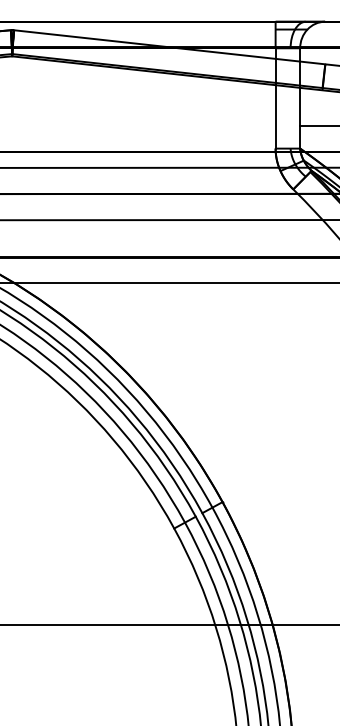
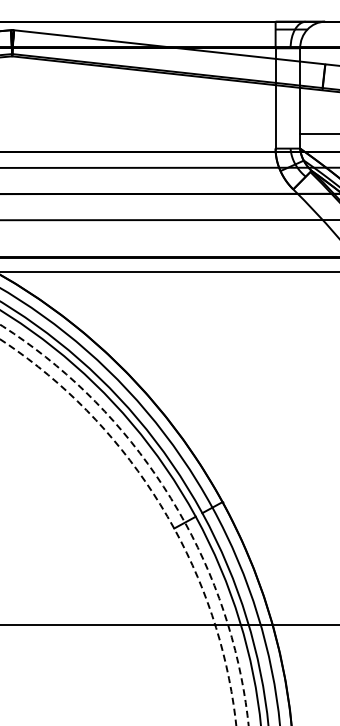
line position: (318, 125) -> (318, 133) (318, 133)
line position: (169, 283) -> (169, 272) (169, 272)
arc: solid -> dashed (169, 495)
arc: solid -> dashed (160, 505)
